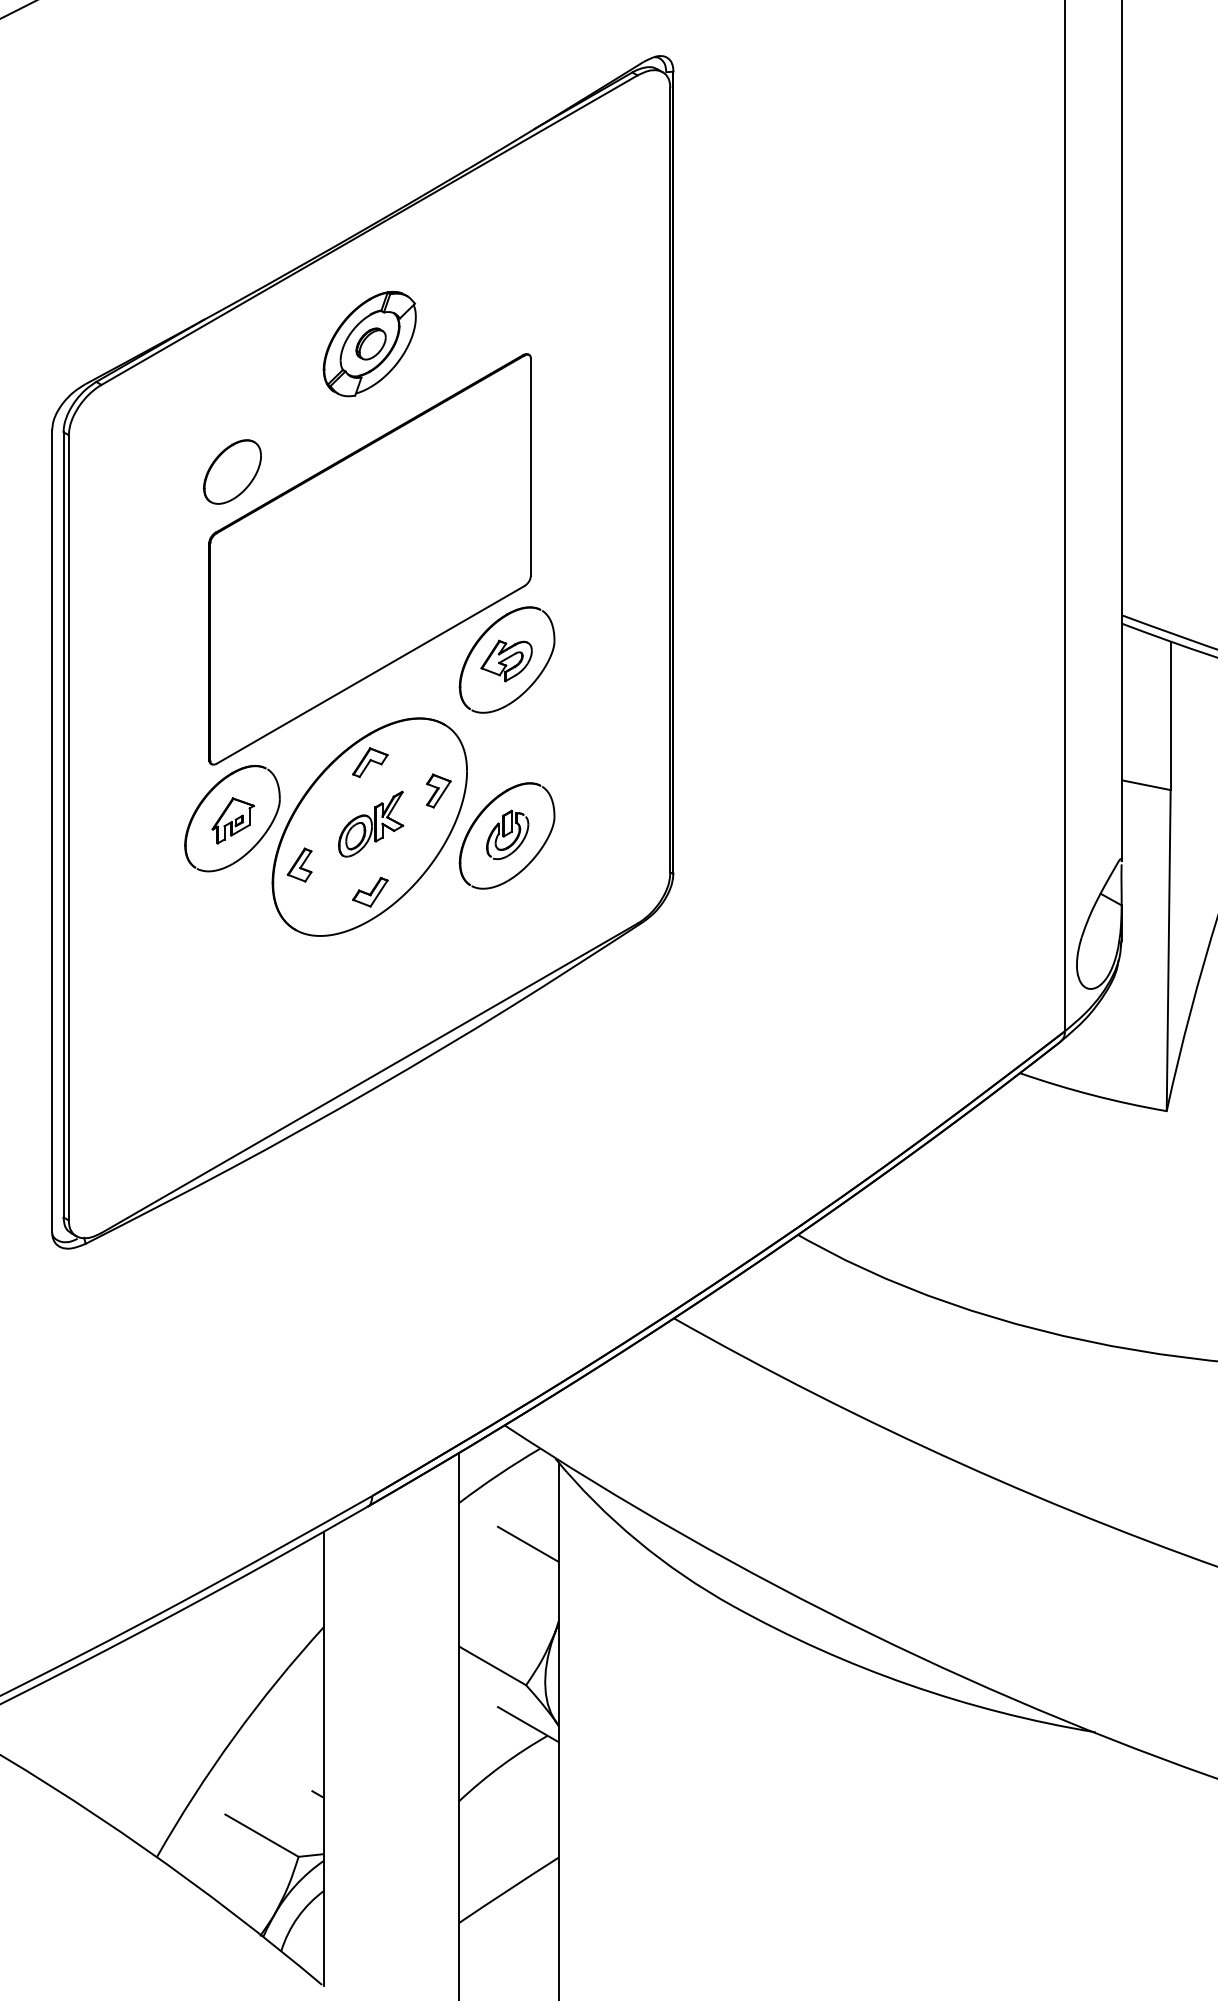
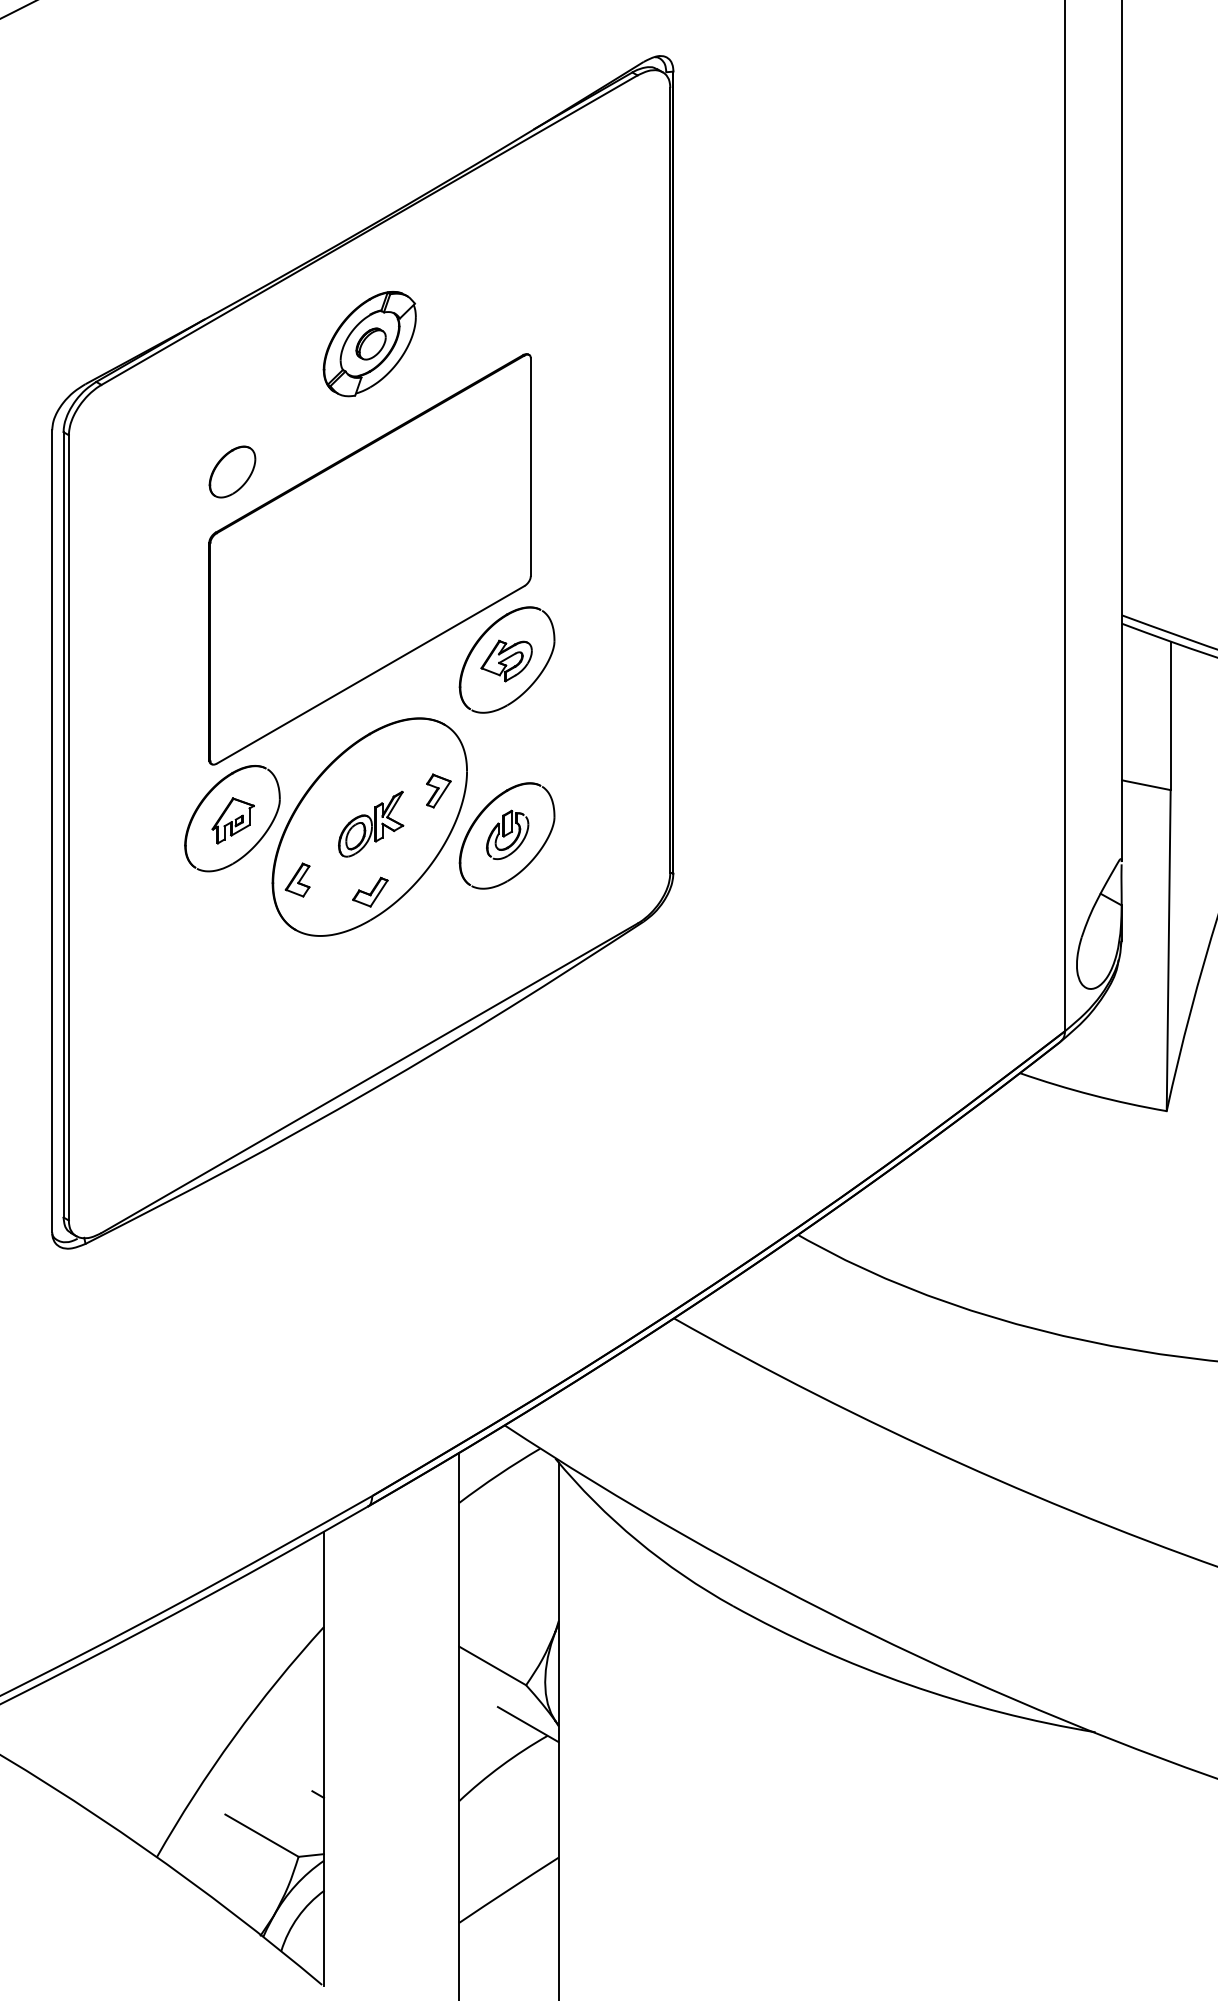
part size: 59x66 px -> 49x54 px (232, 471)
part: present -> none (370, 762)
part position: (299, 864) -> (297, 879) (297, 879)
line: present -> none (527, 1543)
